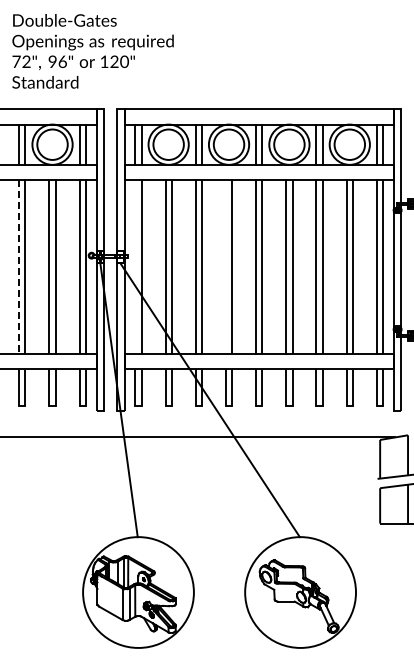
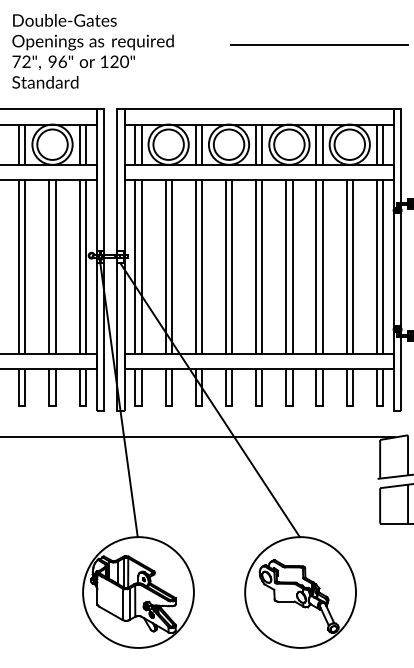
line: none -> present (319, 44)
line: none -> present (135, 266)
line: none -> present (225, 266)
line: dashed -> solid (19, 267)
